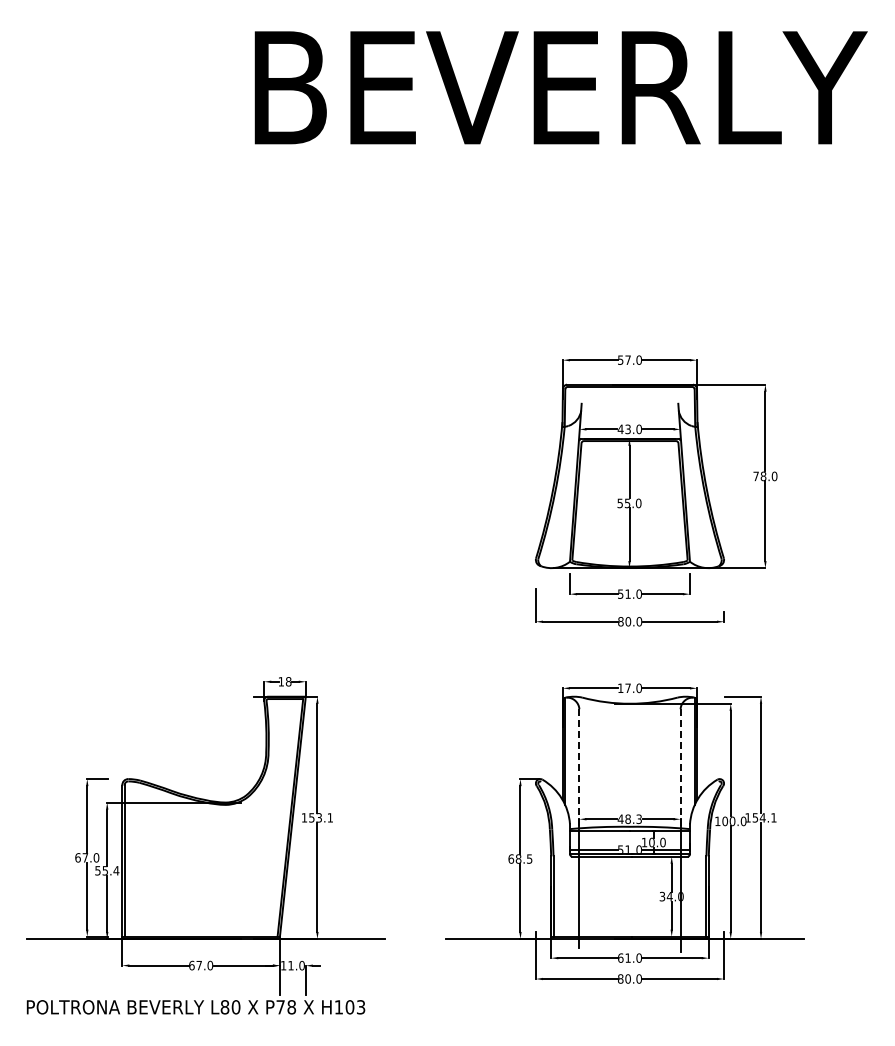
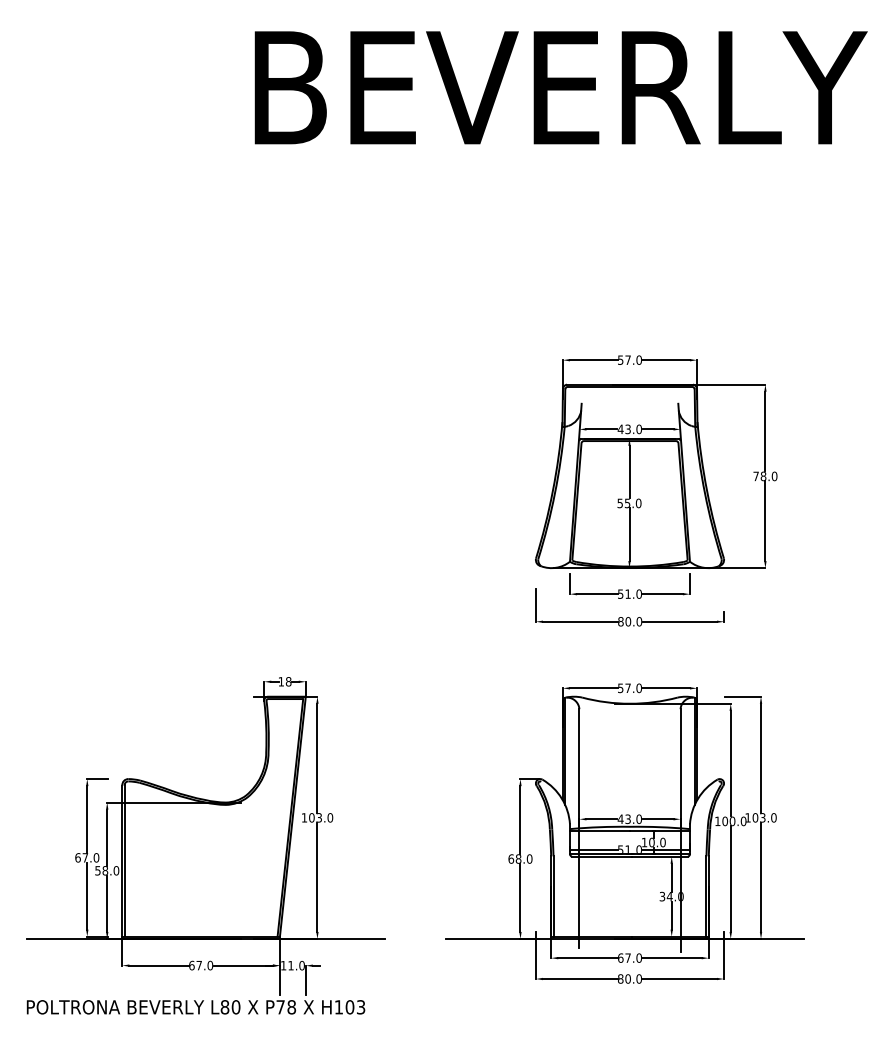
text: 17.0 -> 57.0 (620, 688)
line: dashed -> solid (579, 768)
line: dashed -> solid (680, 769)
text: 153.1 -> 103.0 (321, 817)
text: 154.1 -> 103.0 (764, 817)
text: 48.3 -> 43.0 (633, 818)
text: 68.5 -> 68.0 (529, 858)
text: 55.4 -> 58.0 (110, 870)
text: 61.0 -> 67.0 (627, 957)
